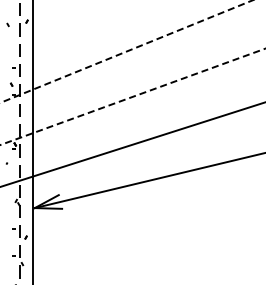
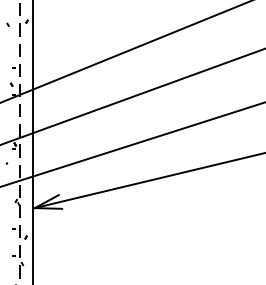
line: dashed -> solid (127, 51)
line: dashed -> solid (132, 96)
